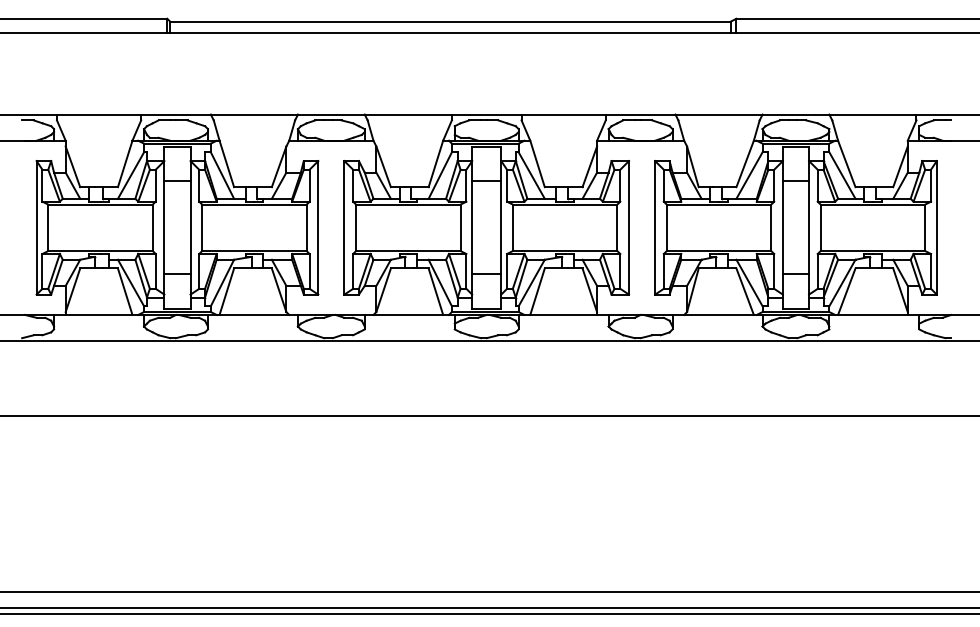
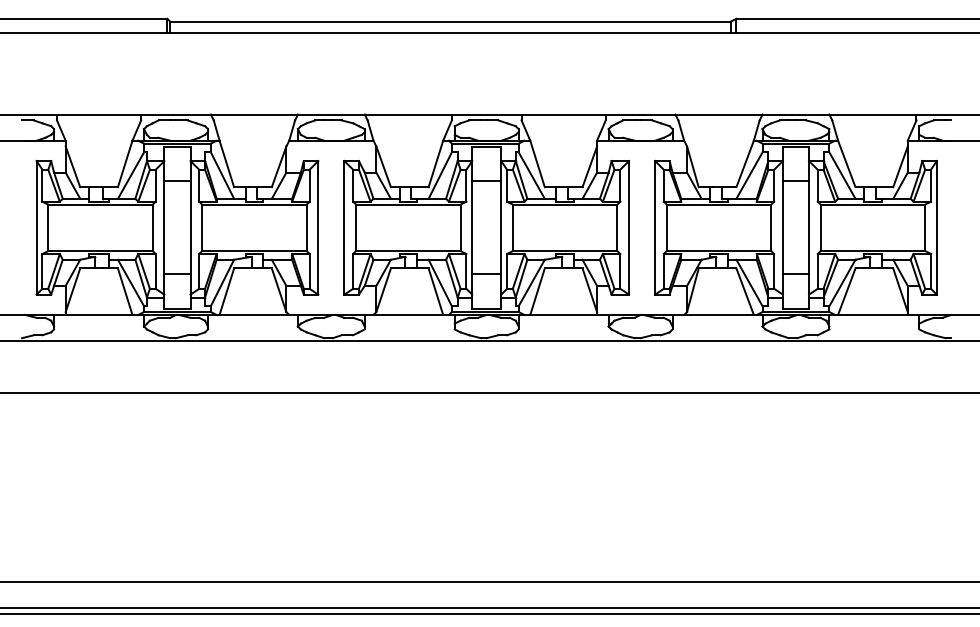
line position: (489, 416) -> (489, 393) (489, 393)
line position: (489, 592) -> (489, 582) (489, 582)
